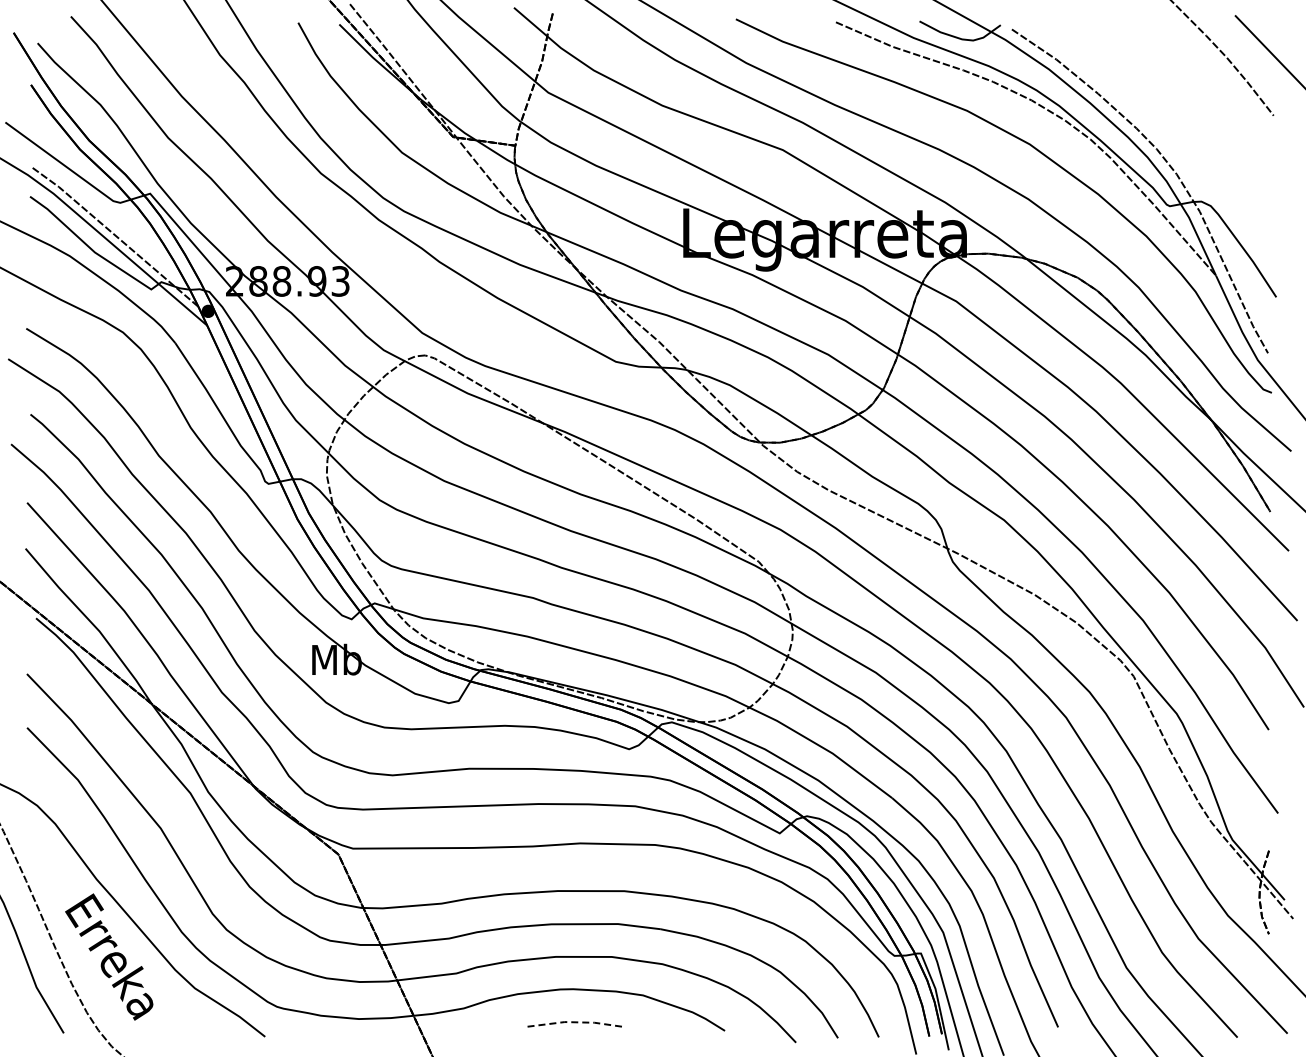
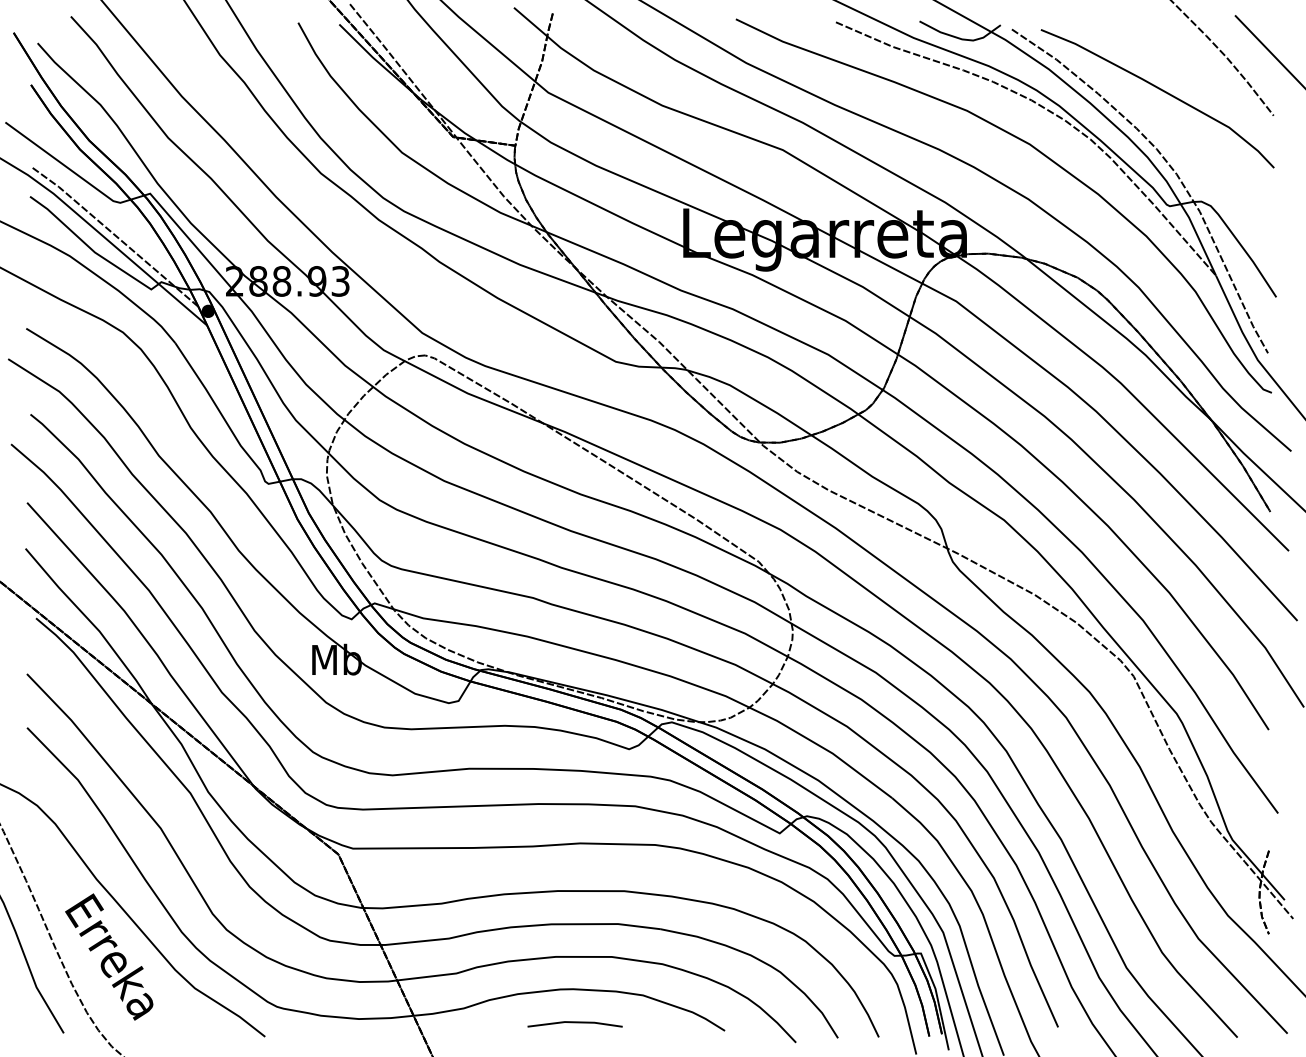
curve: none -> present (1160, 90)
line: dashed -> solid (575, 1022)
